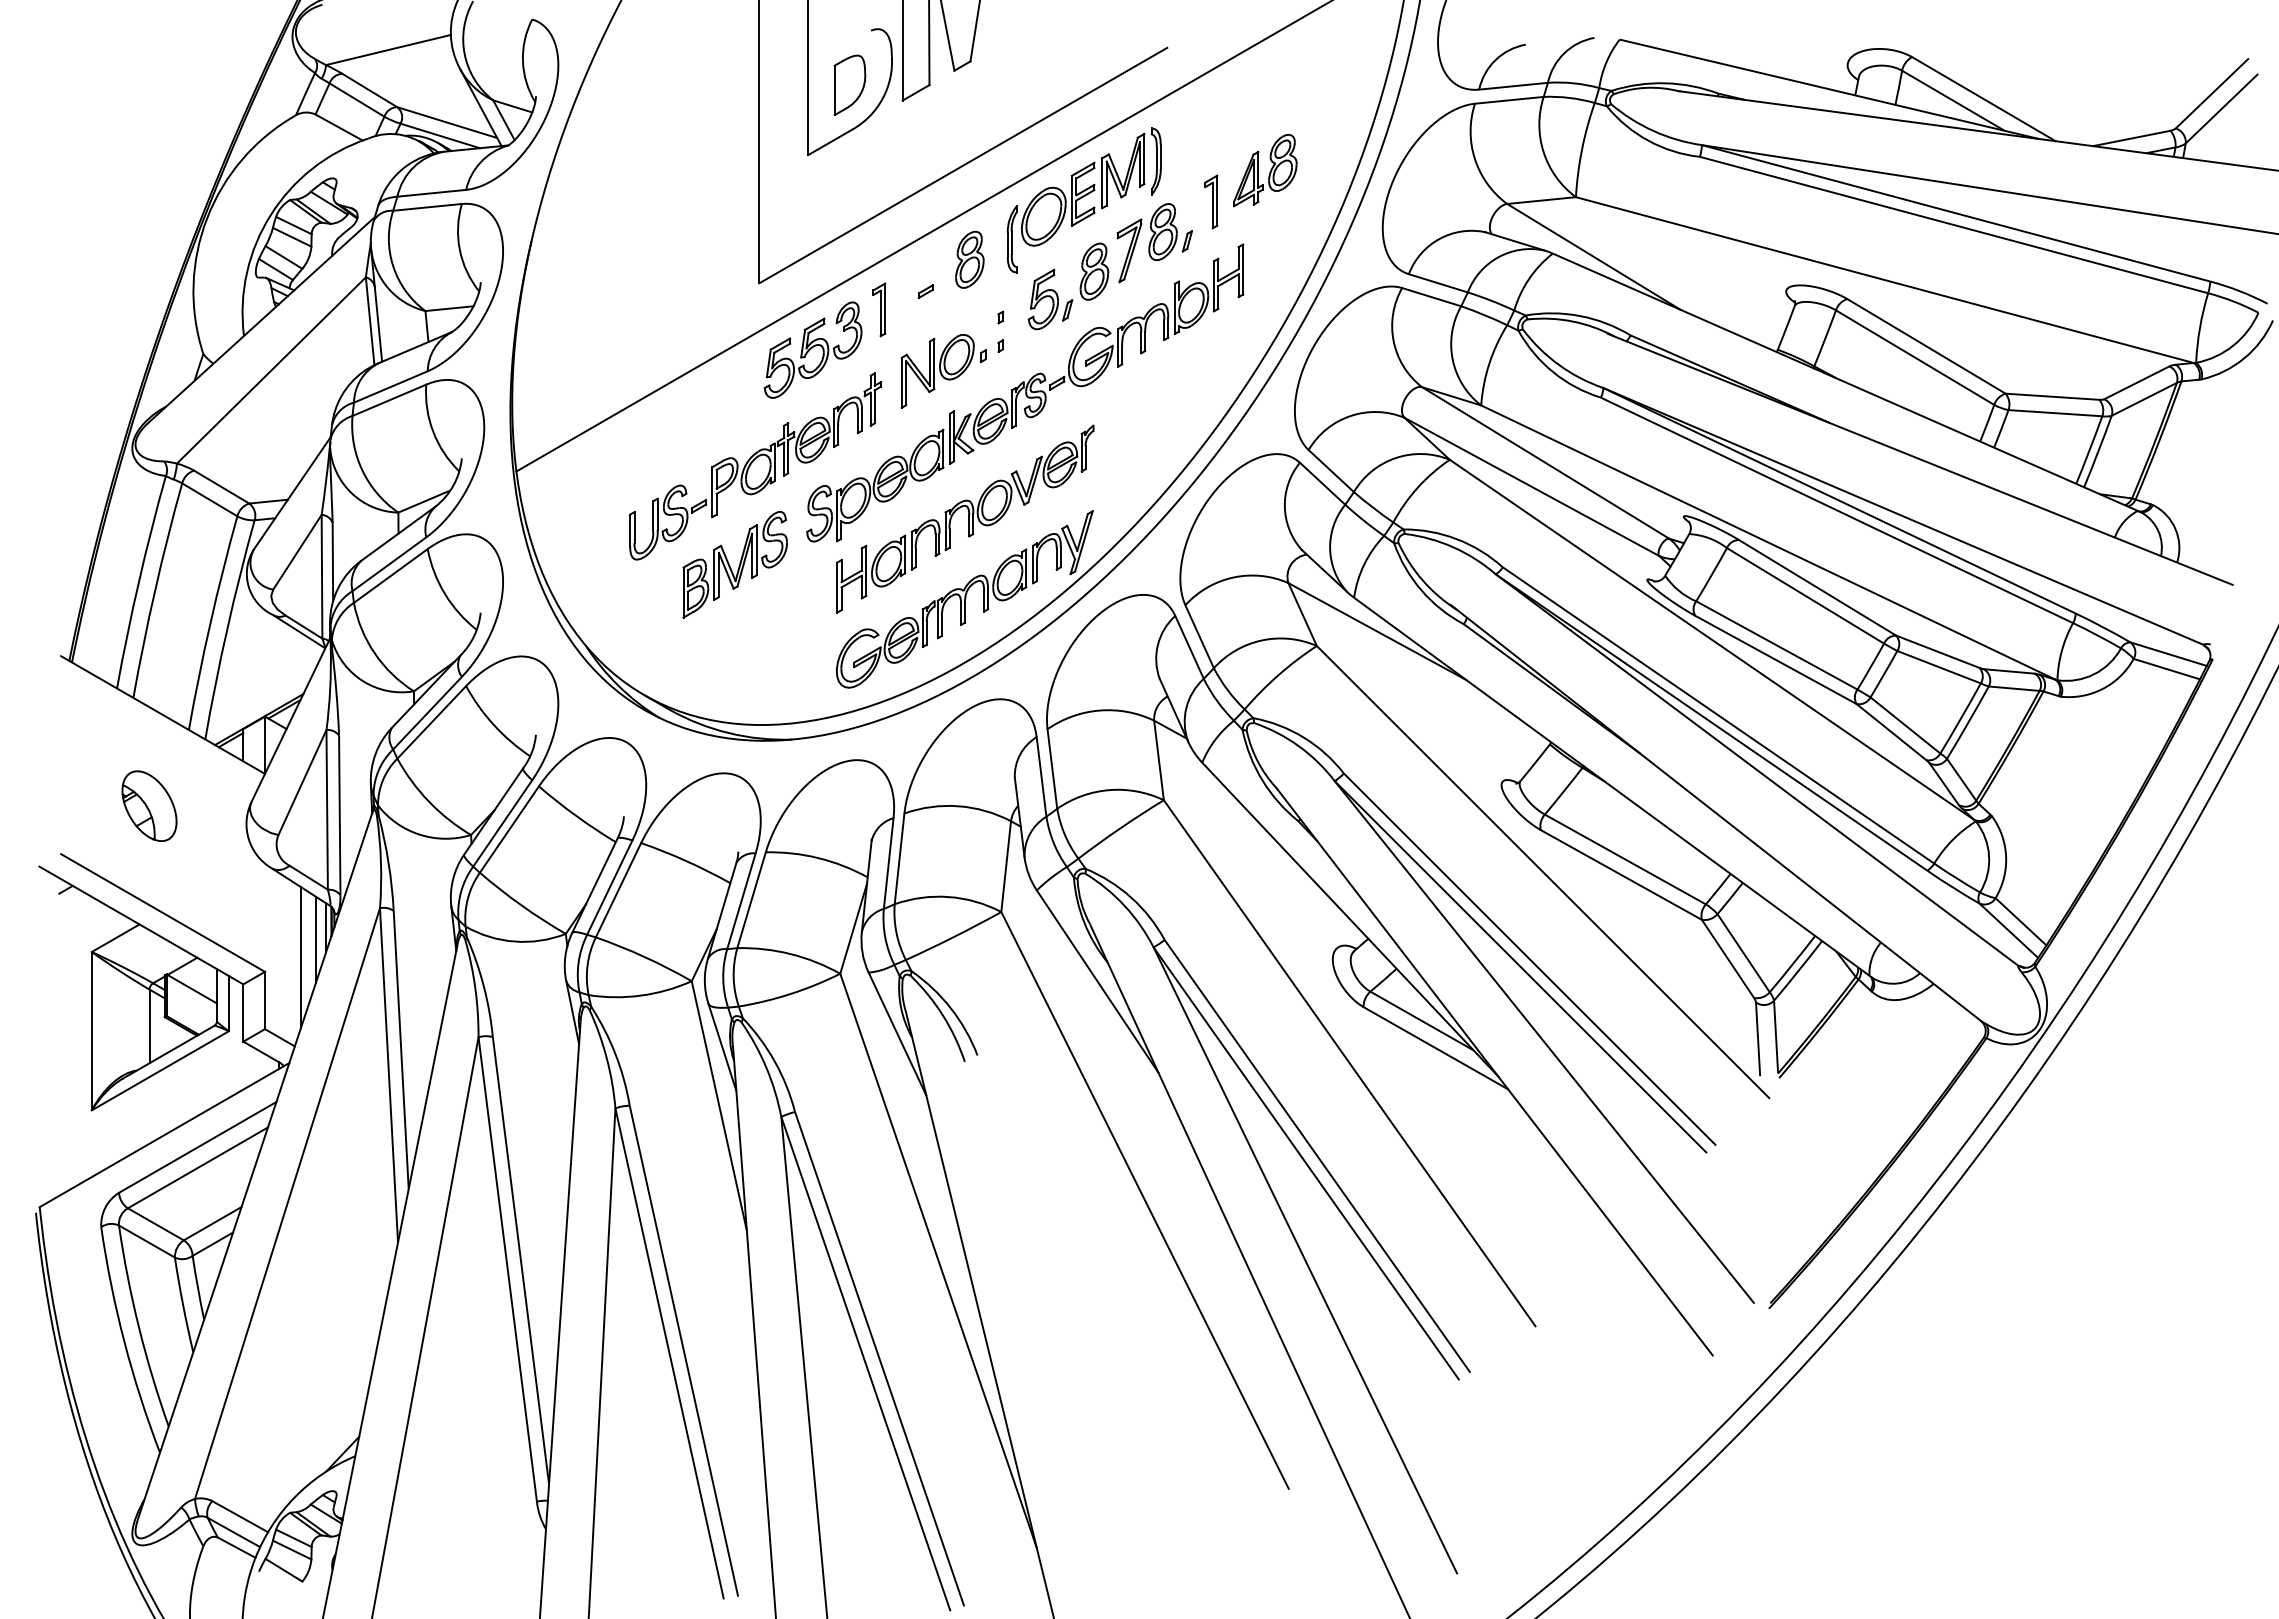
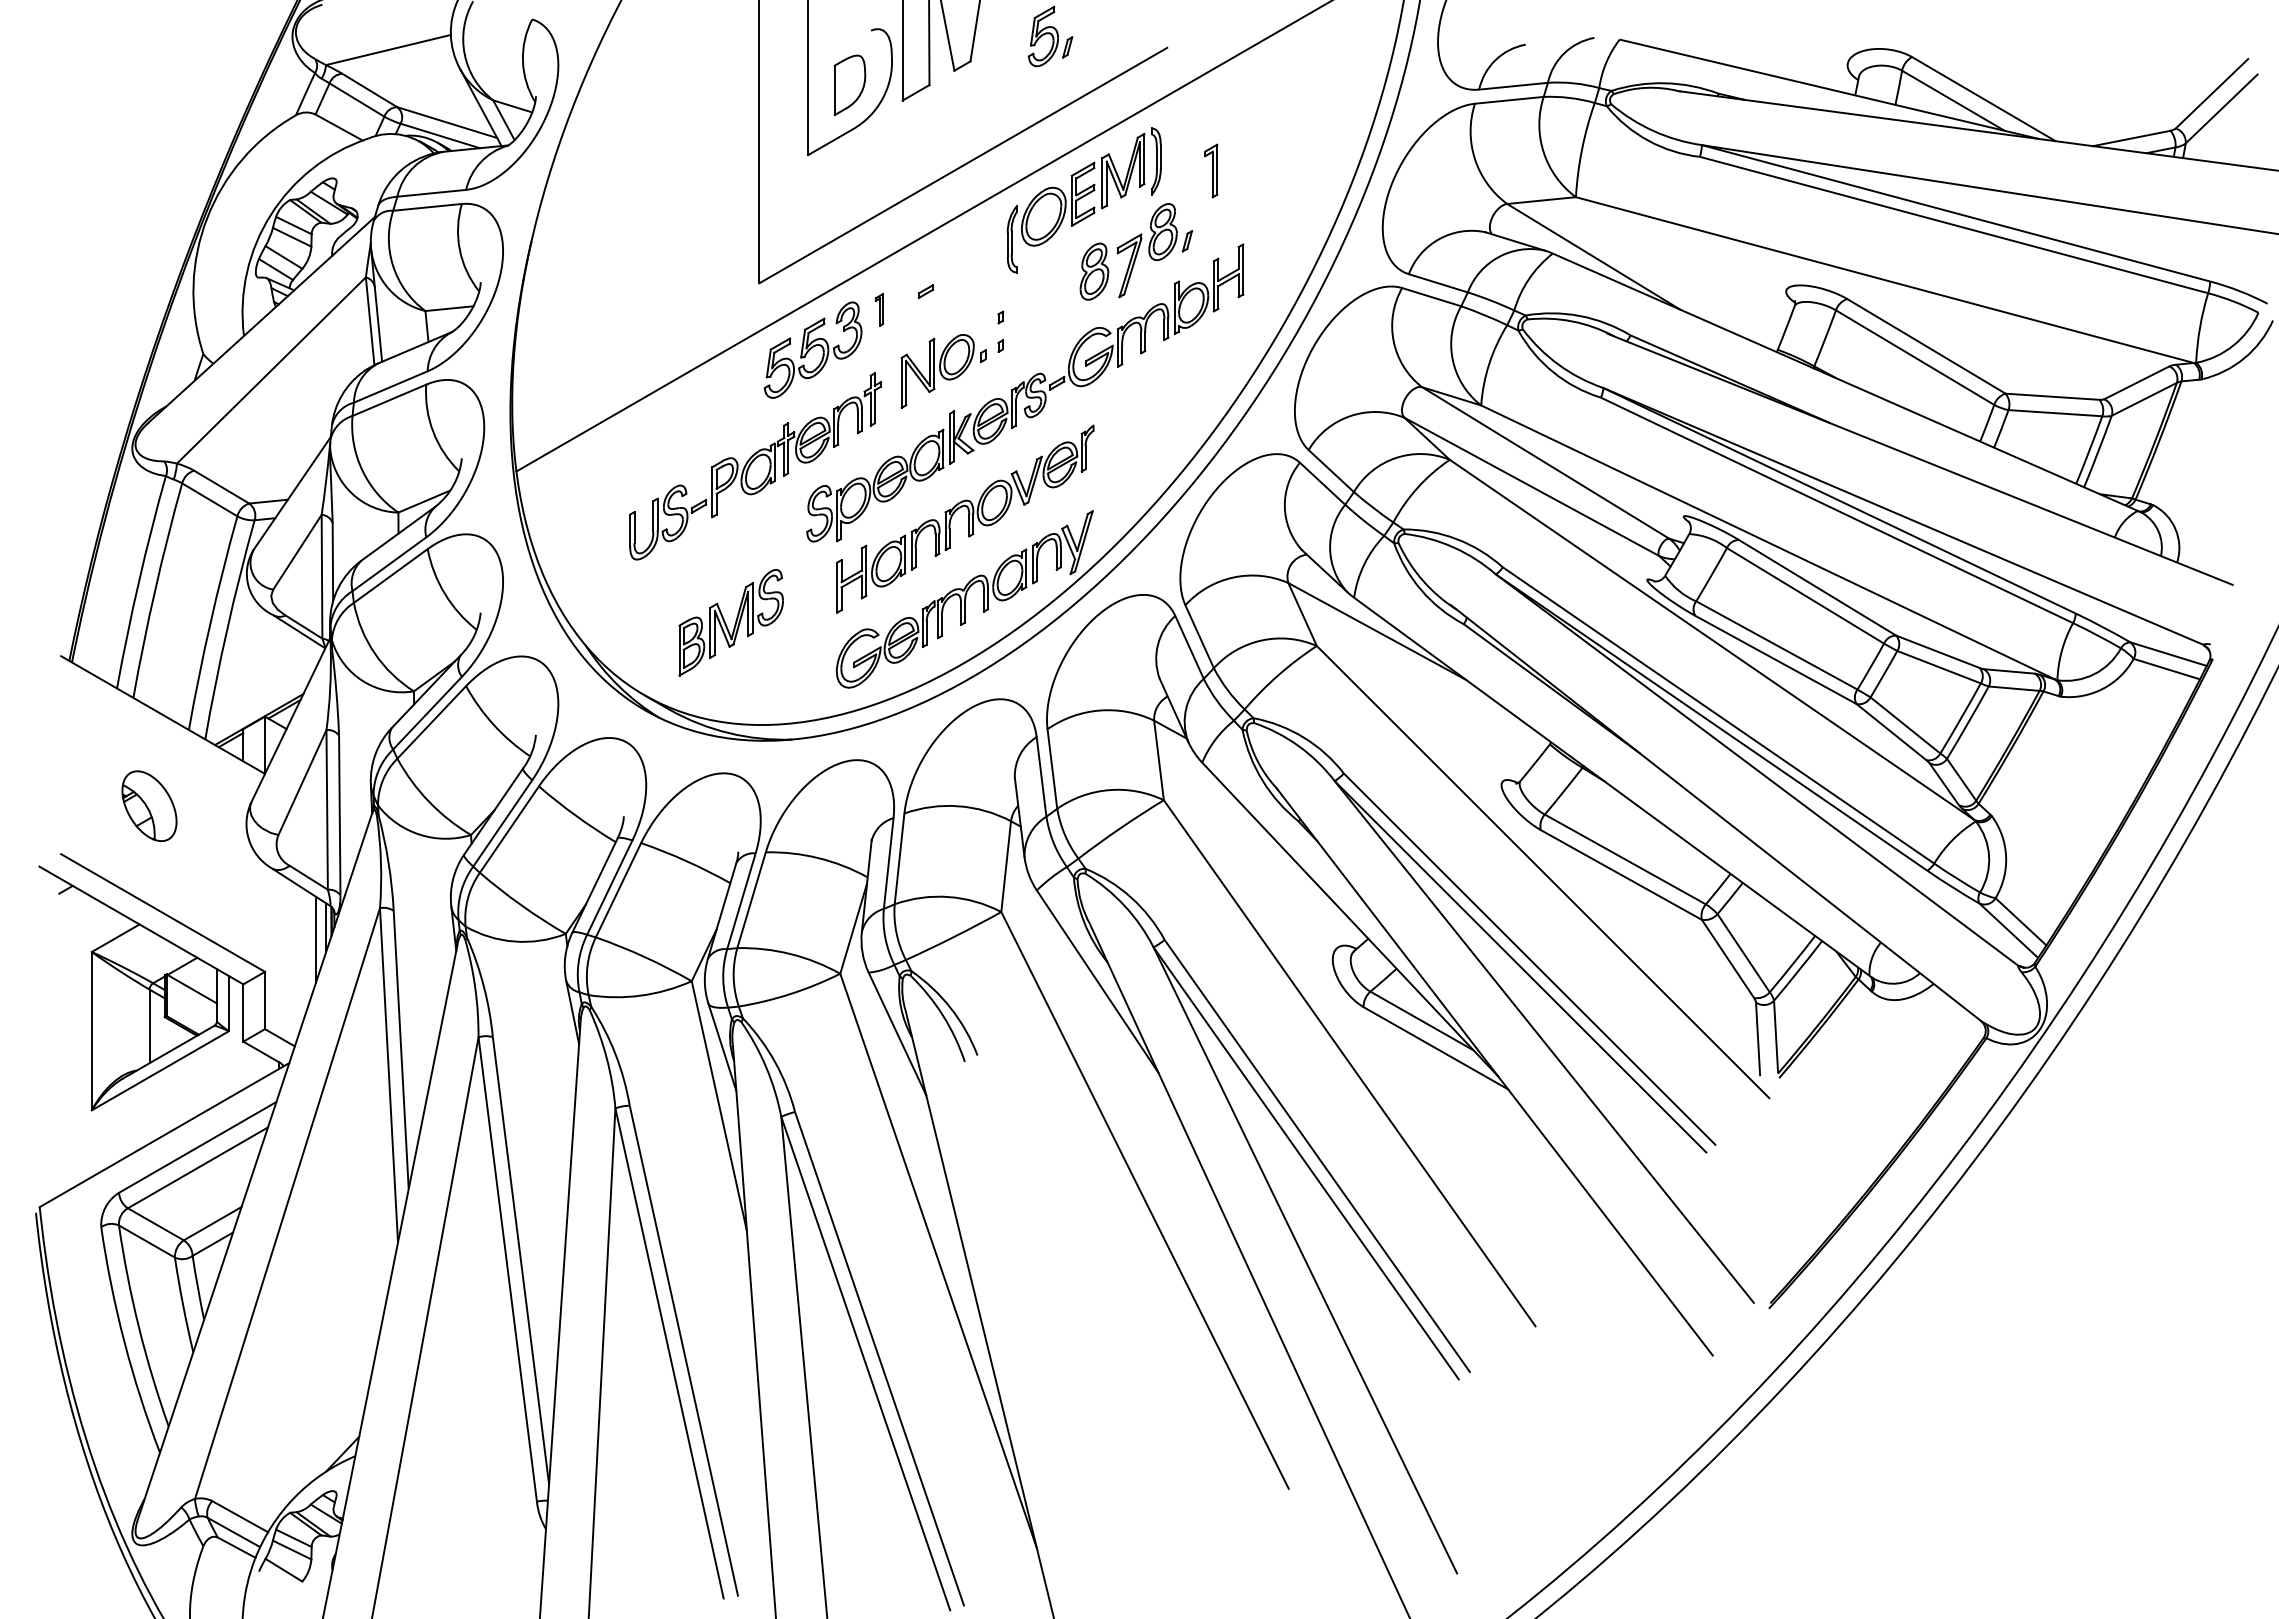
part: present -> none (1265, 170)
part position: (1211, 201) -> (1211, 170) (1211, 170)
part position: (1129, 250) -> (1129, 265) (1129, 265)
part: present -> none (969, 259)
part position: (1050, 299) -> (1050, 36) (1050, 36)
part size: 15x56 px -> 10x34 px (878, 309)
part position: (734, 564) -> (730, 622) (730, 622)
line: present -> none (301, 957)
